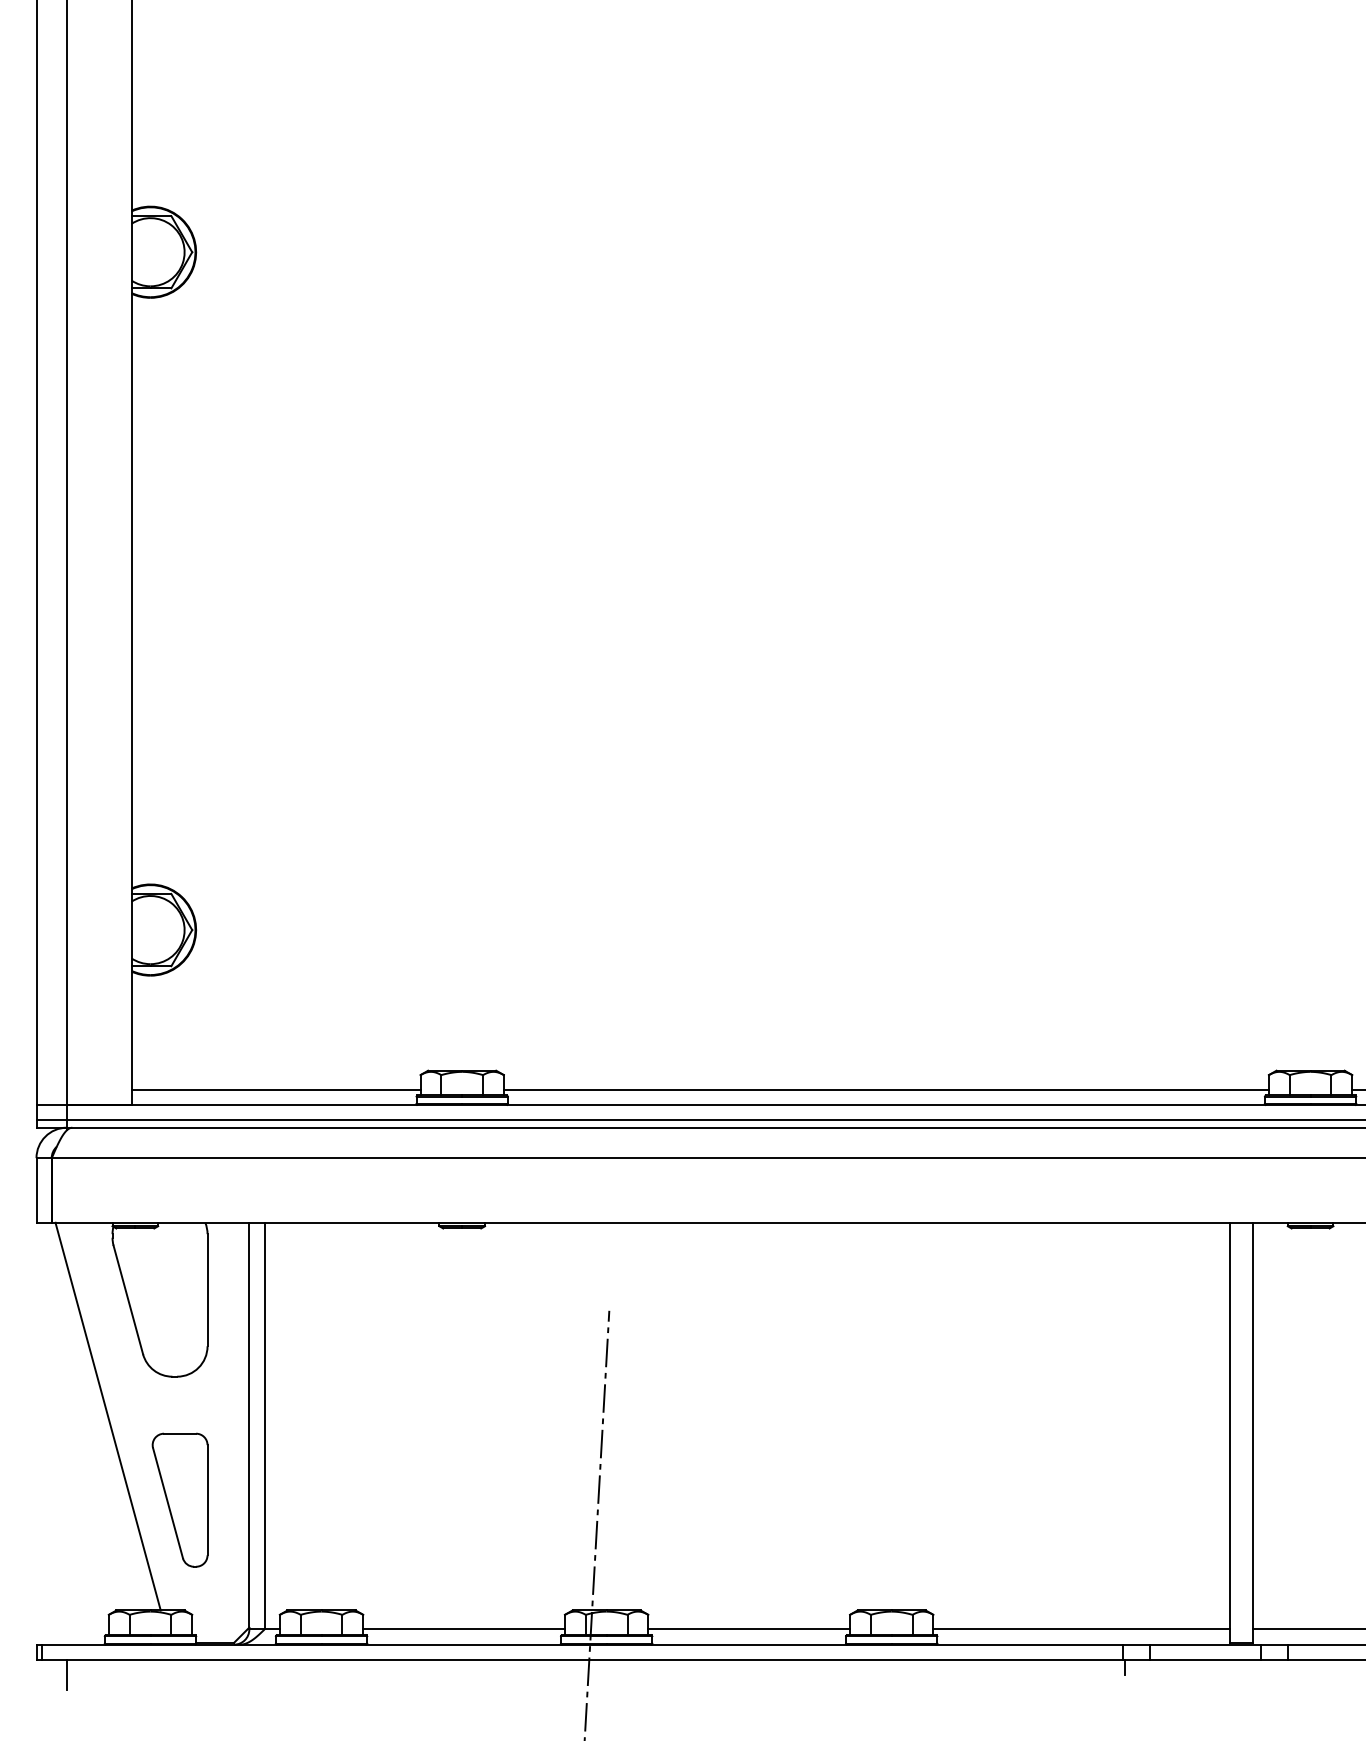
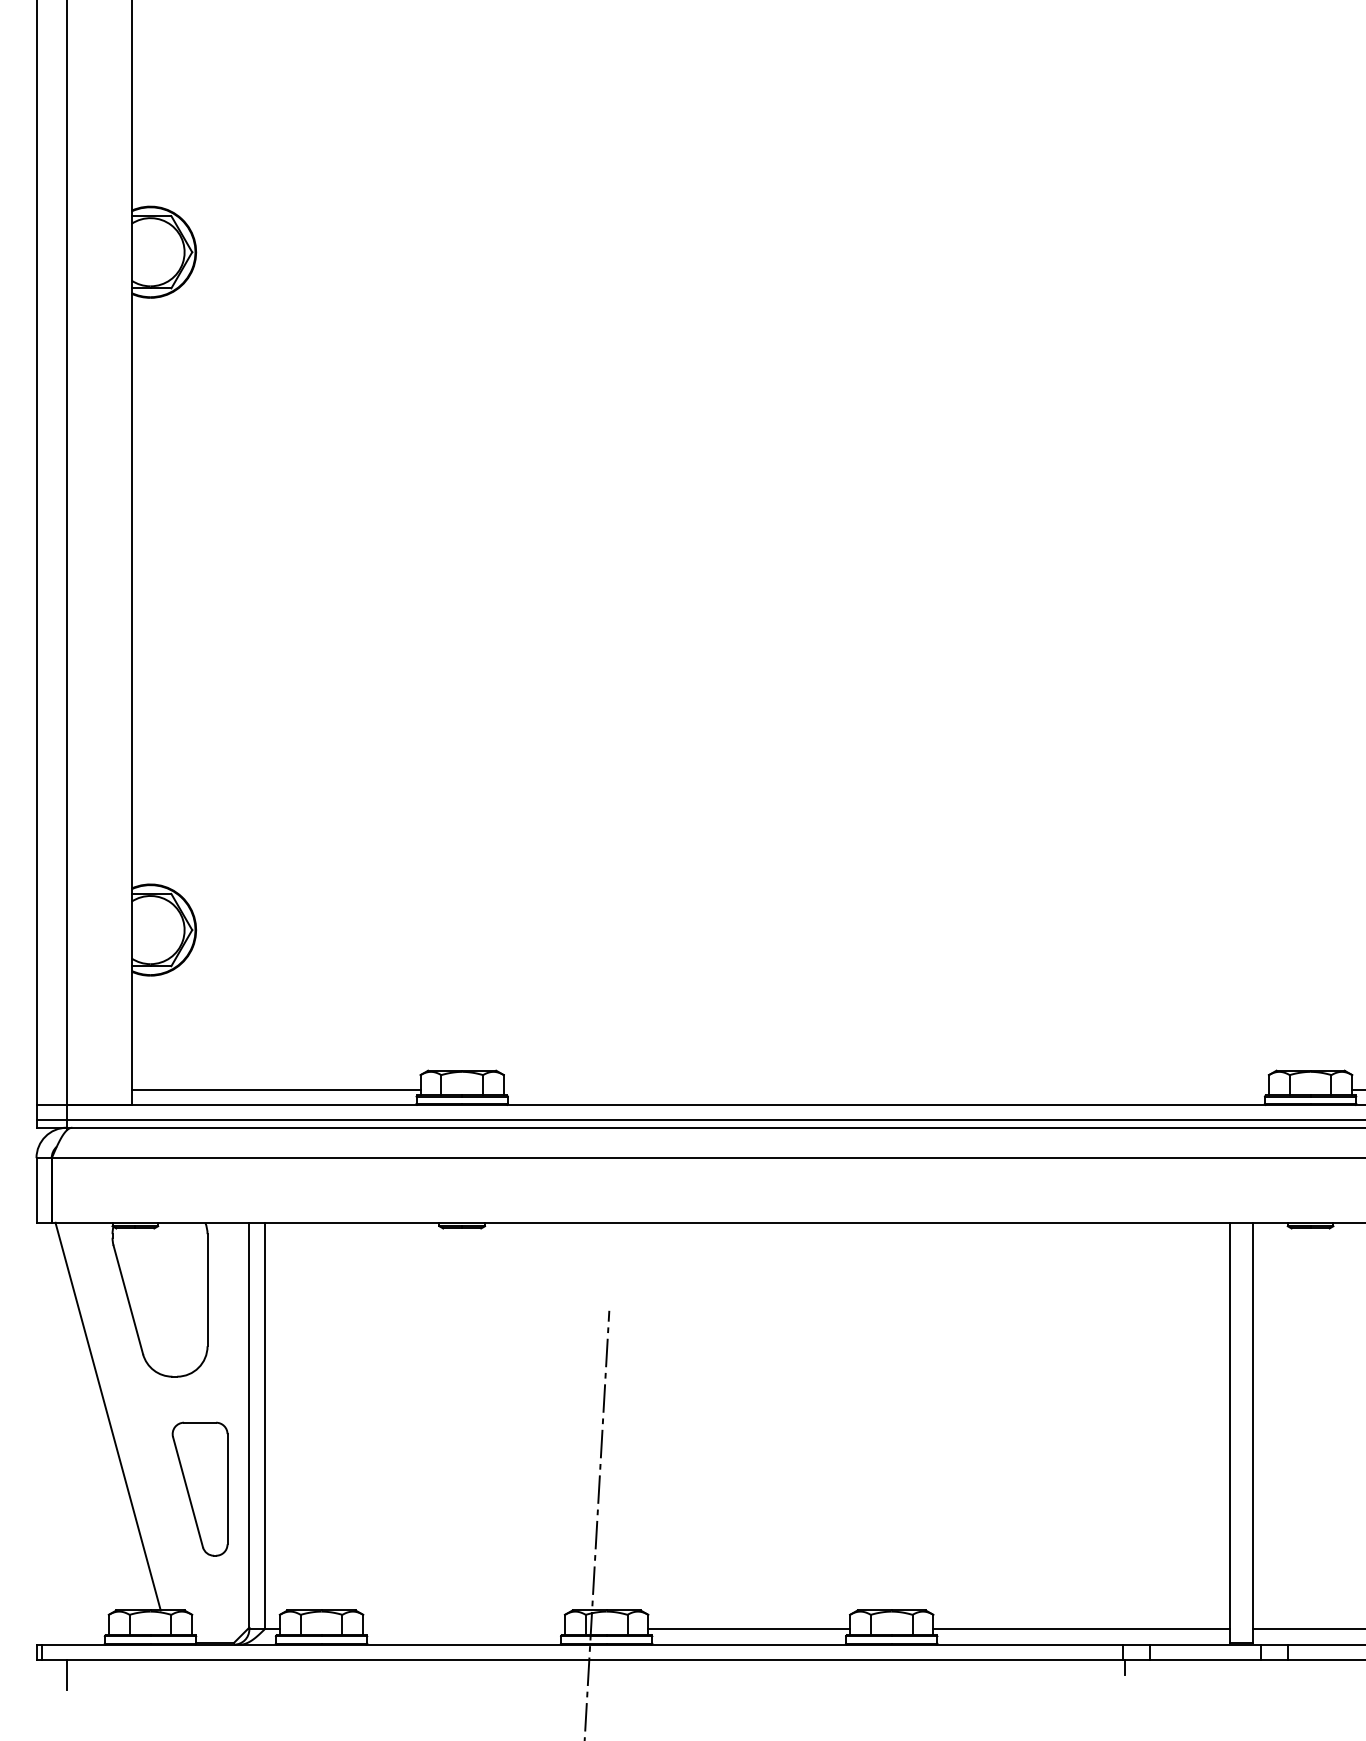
line: present -> none (885, 1089)
part position: (179, 1499) -> (199, 1488) (199, 1488)
line: present -> none (463, 1629)
